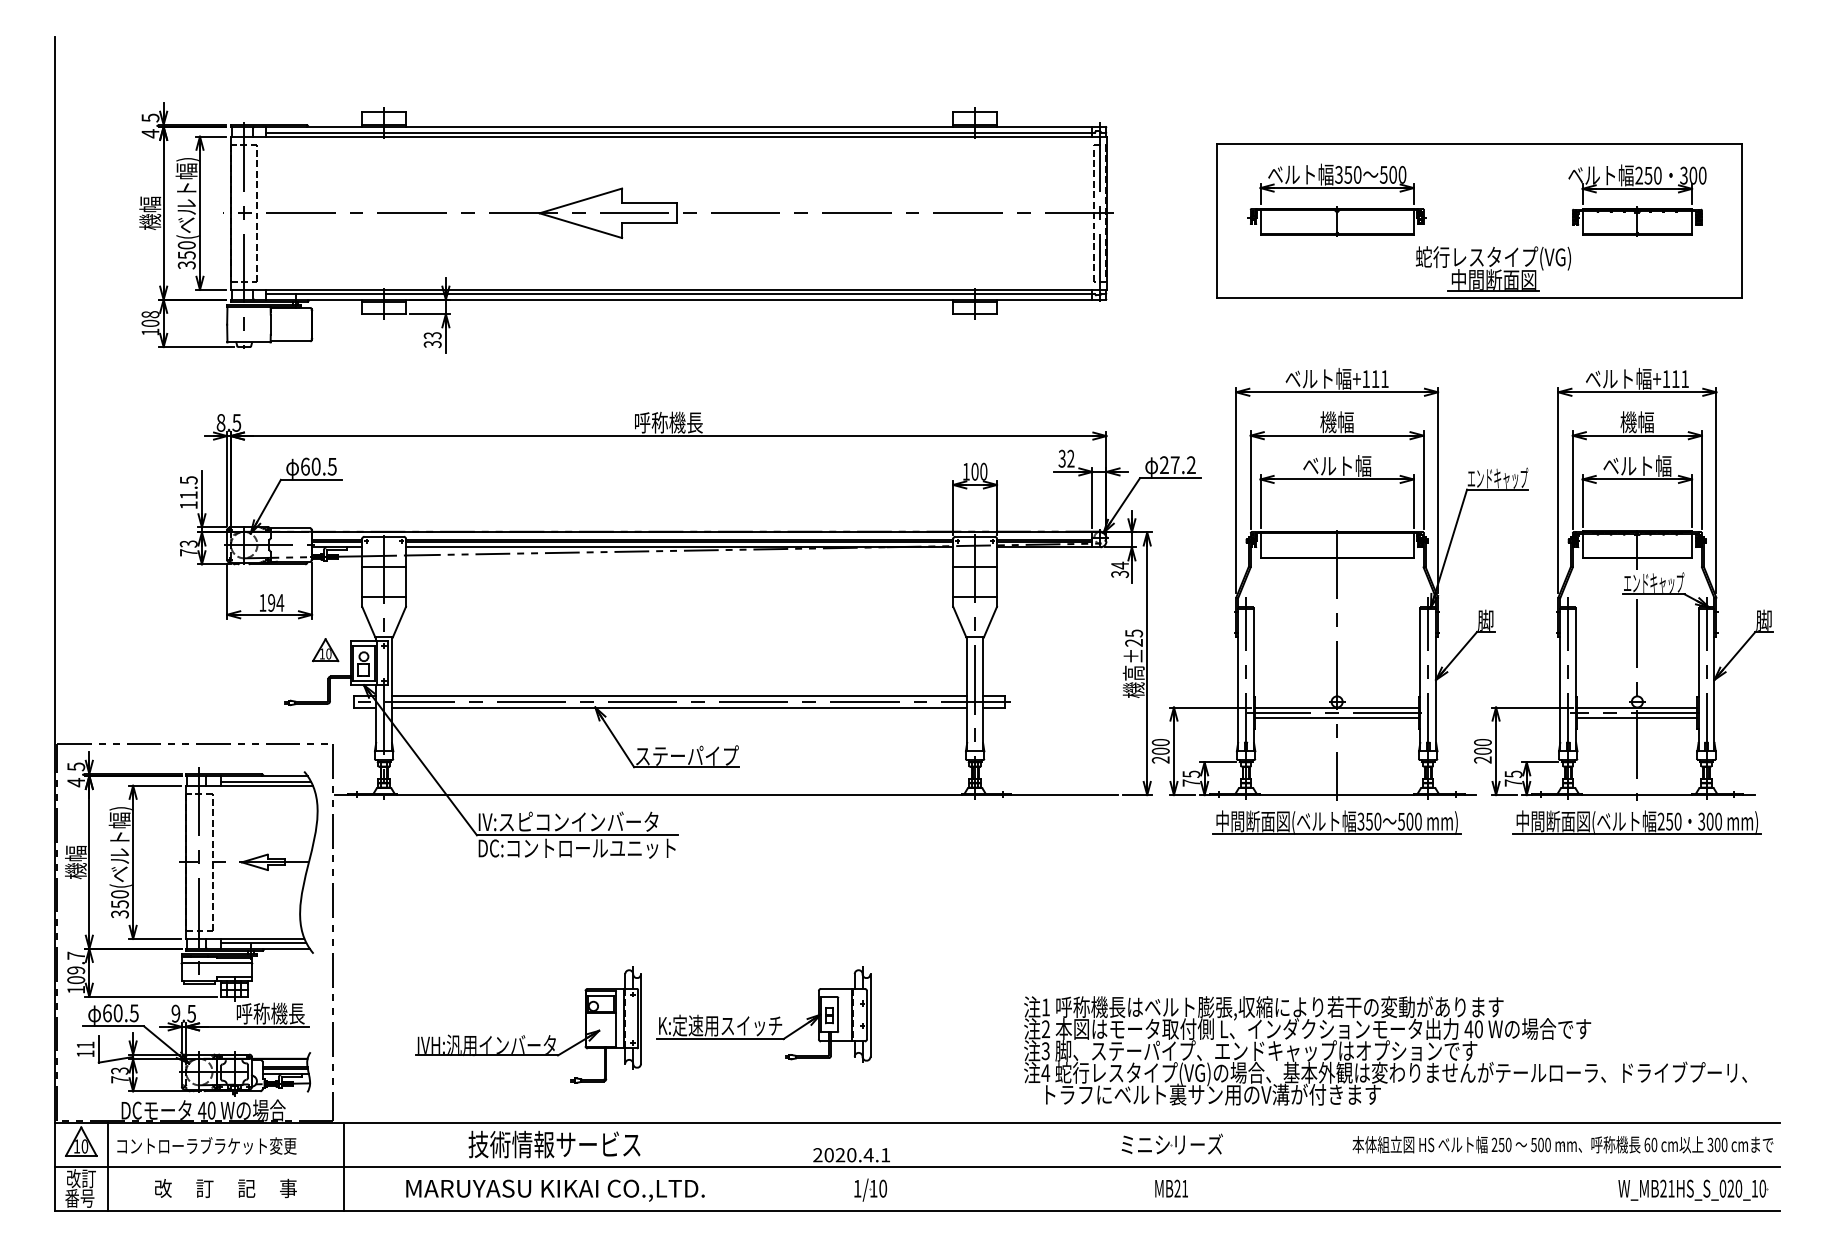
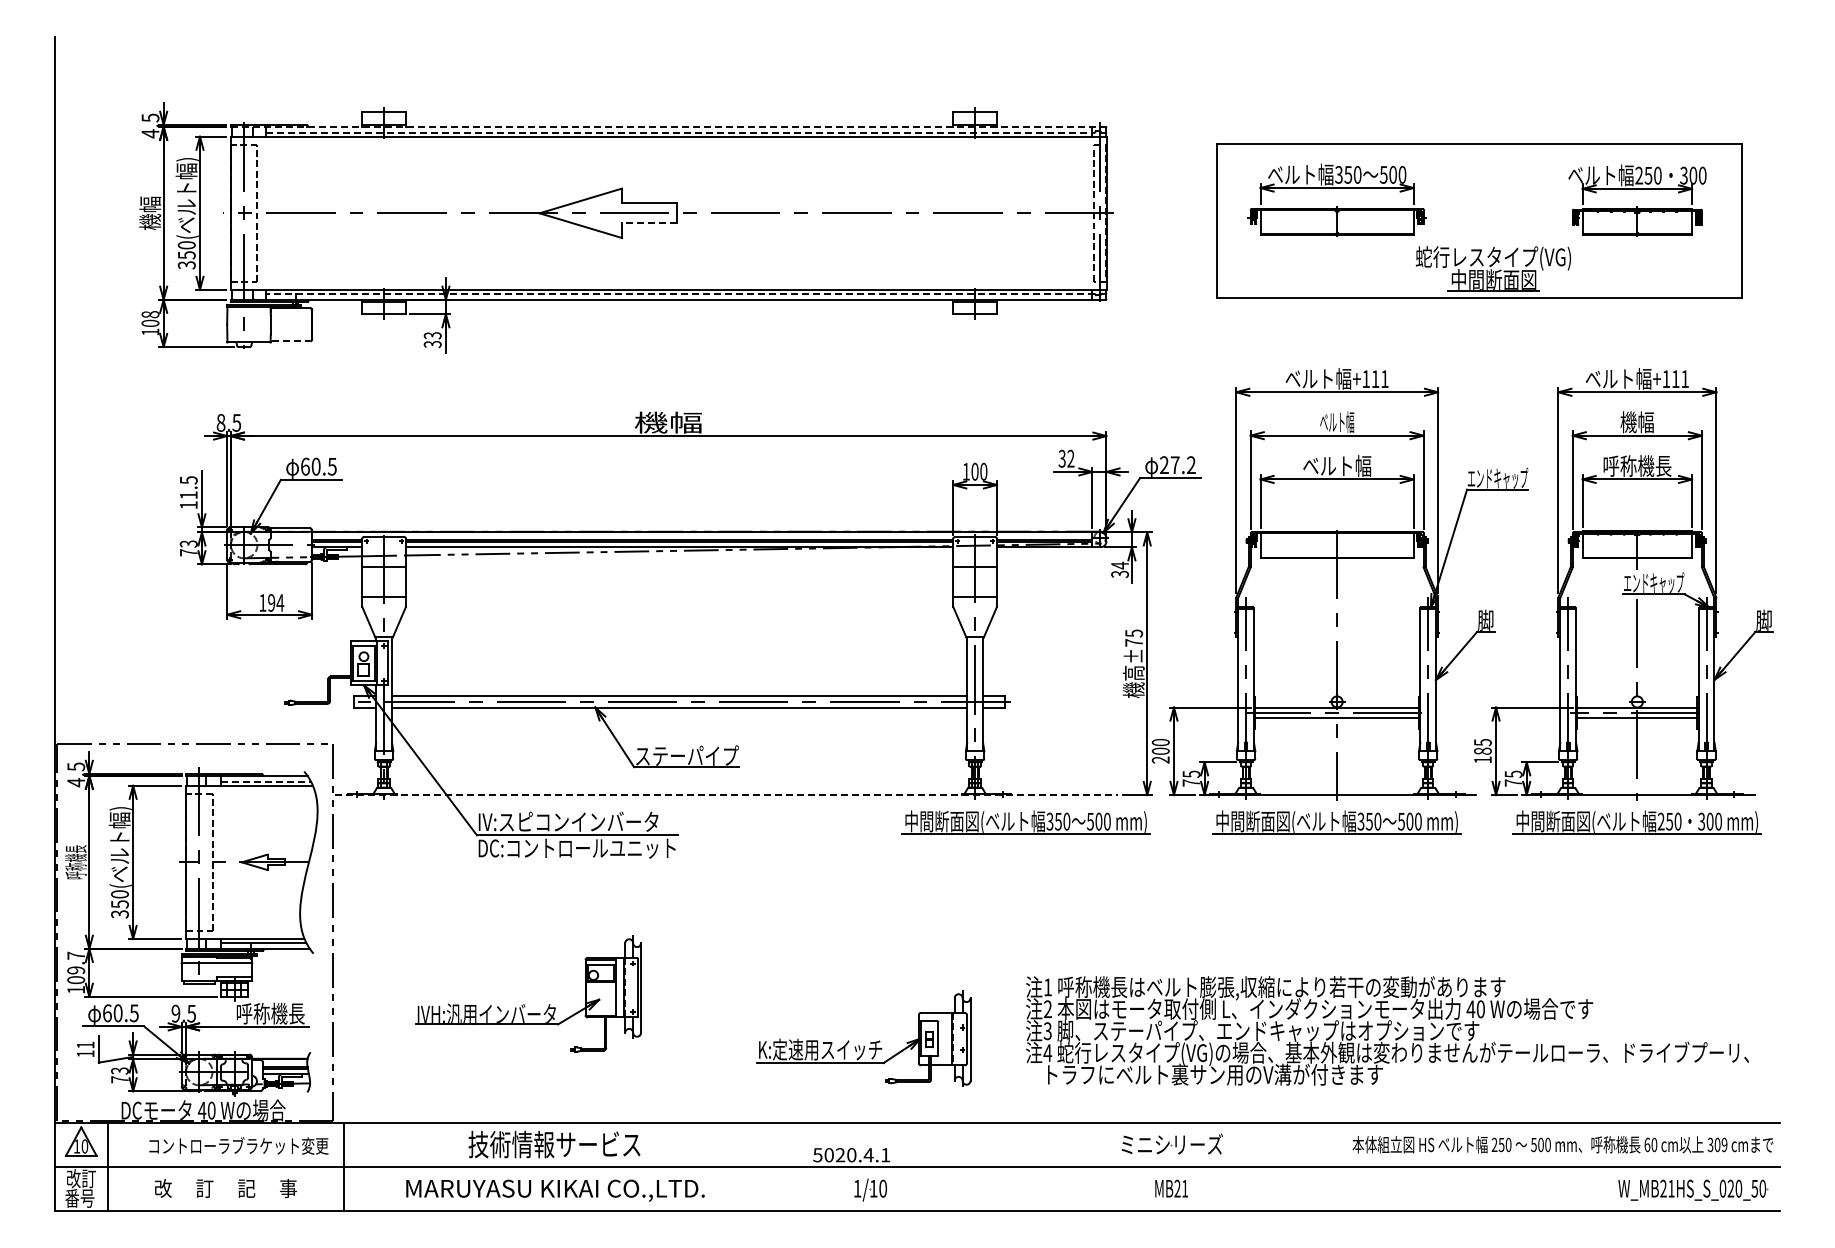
line: solid -> dashed (668, 126)
line: solid -> dashed (680, 132)
line: solid -> dashed (649, 223)
line: solid -> dashed (679, 294)
line: solid -> dashed (291, 341)
text: 呼称機長 -> 機幅 (668, 422)
text: 機幅 -> ベルト幅 (1337, 422)
text: ベルト幅 -> 呼称機長 (1637, 465)
text: ±25 -> ±75 (1133, 642)
part: present -> none (325, 650)
text: 200 -> 185 (1482, 751)
line: solid -> dashed (266, 781)
line: solid -> dashed (726, 795)
part: none -> present (1025, 822)
text: 機幅 -> 呼称機長 (75, 862)
part position: (763, 1022) -> (863, 1046) (863, 1046)
part position: (524, 1035) -> (524, 1004) (524, 1004)
text position: (1385, 1050) -> (1387, 1030) (1387, 1030)
text position: (206, 1145) -> (238, 1145) (238, 1145)
text: 300 -> 309 (1724, 1145)
text: 2020.4.1 -> 5020.4.1 (817, 1155)
text: W_MB21HS_S_020_10 -> W_MB21HS_S_020_50 (1754, 1188)
